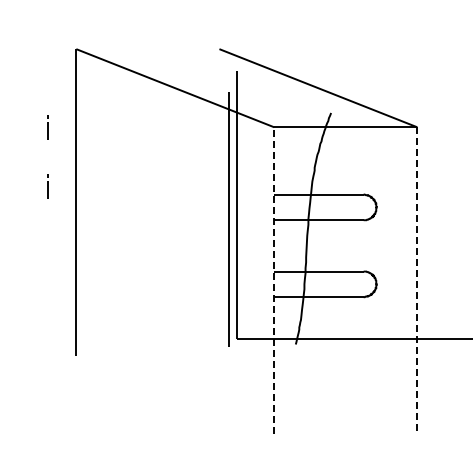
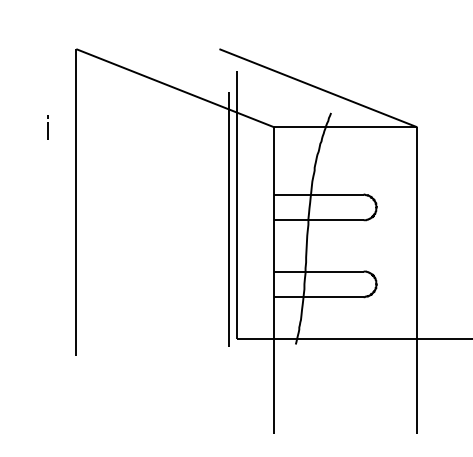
line: present -> none (47, 186)
line: dashed -> solid (274, 279)
line: dashed -> solid (417, 280)
